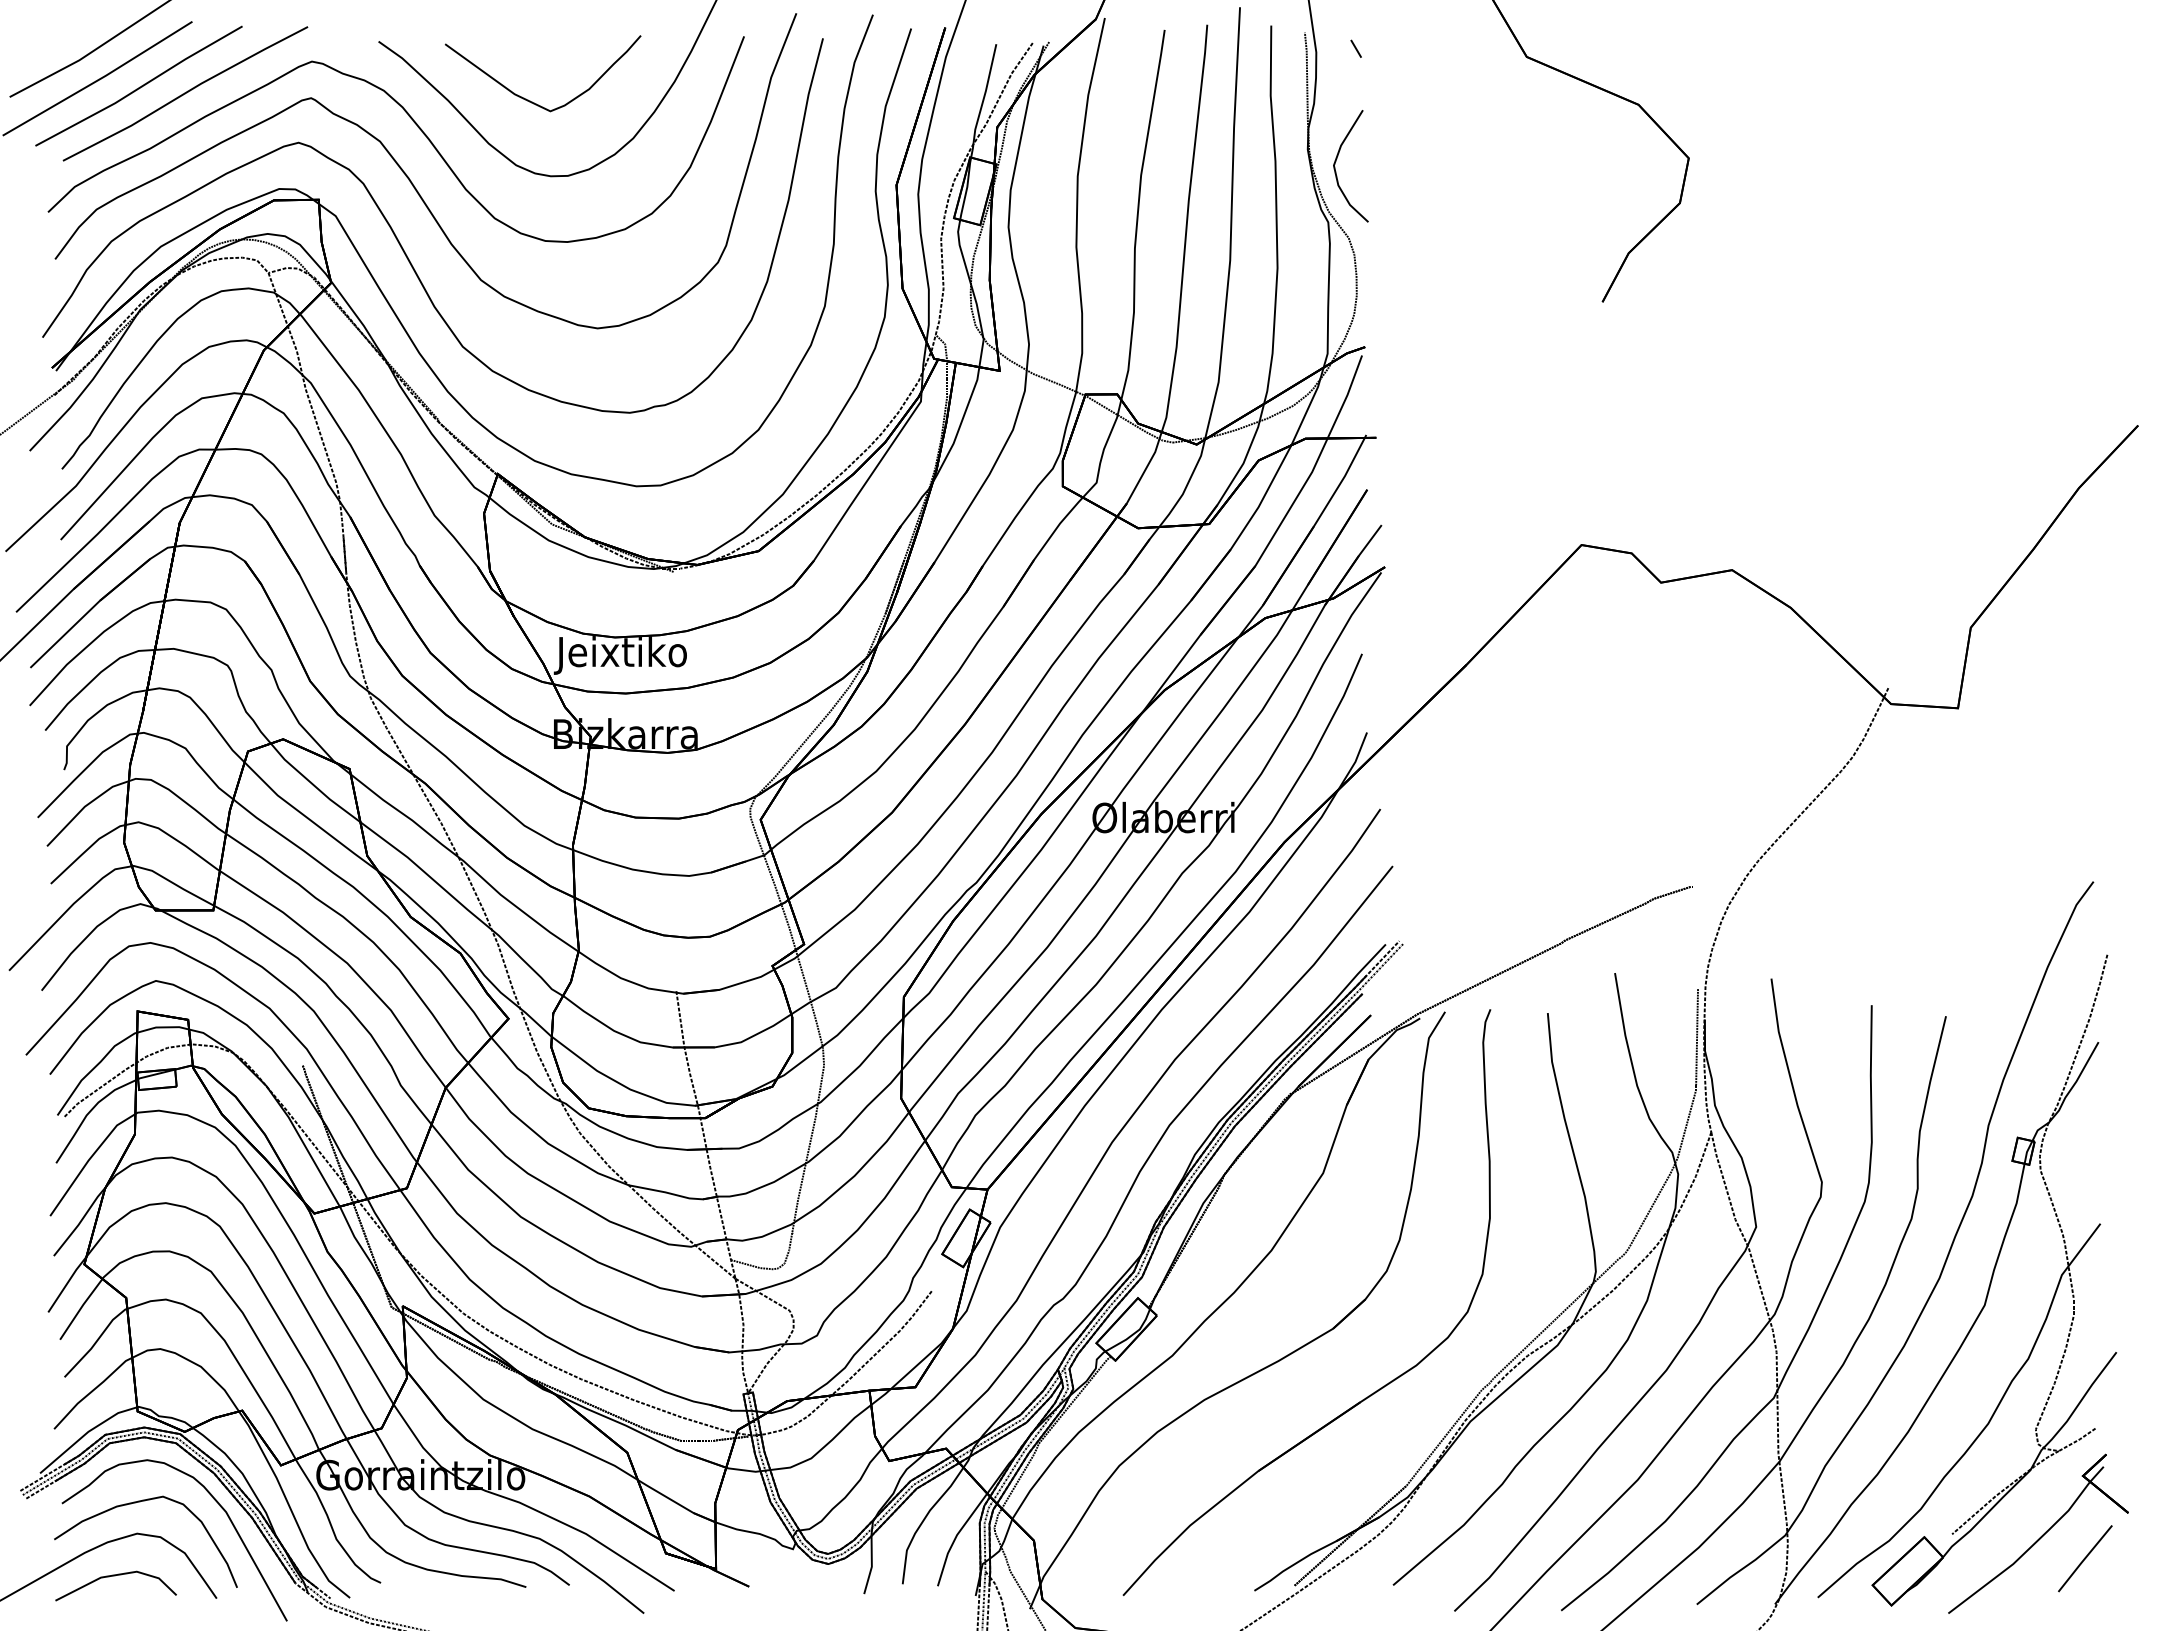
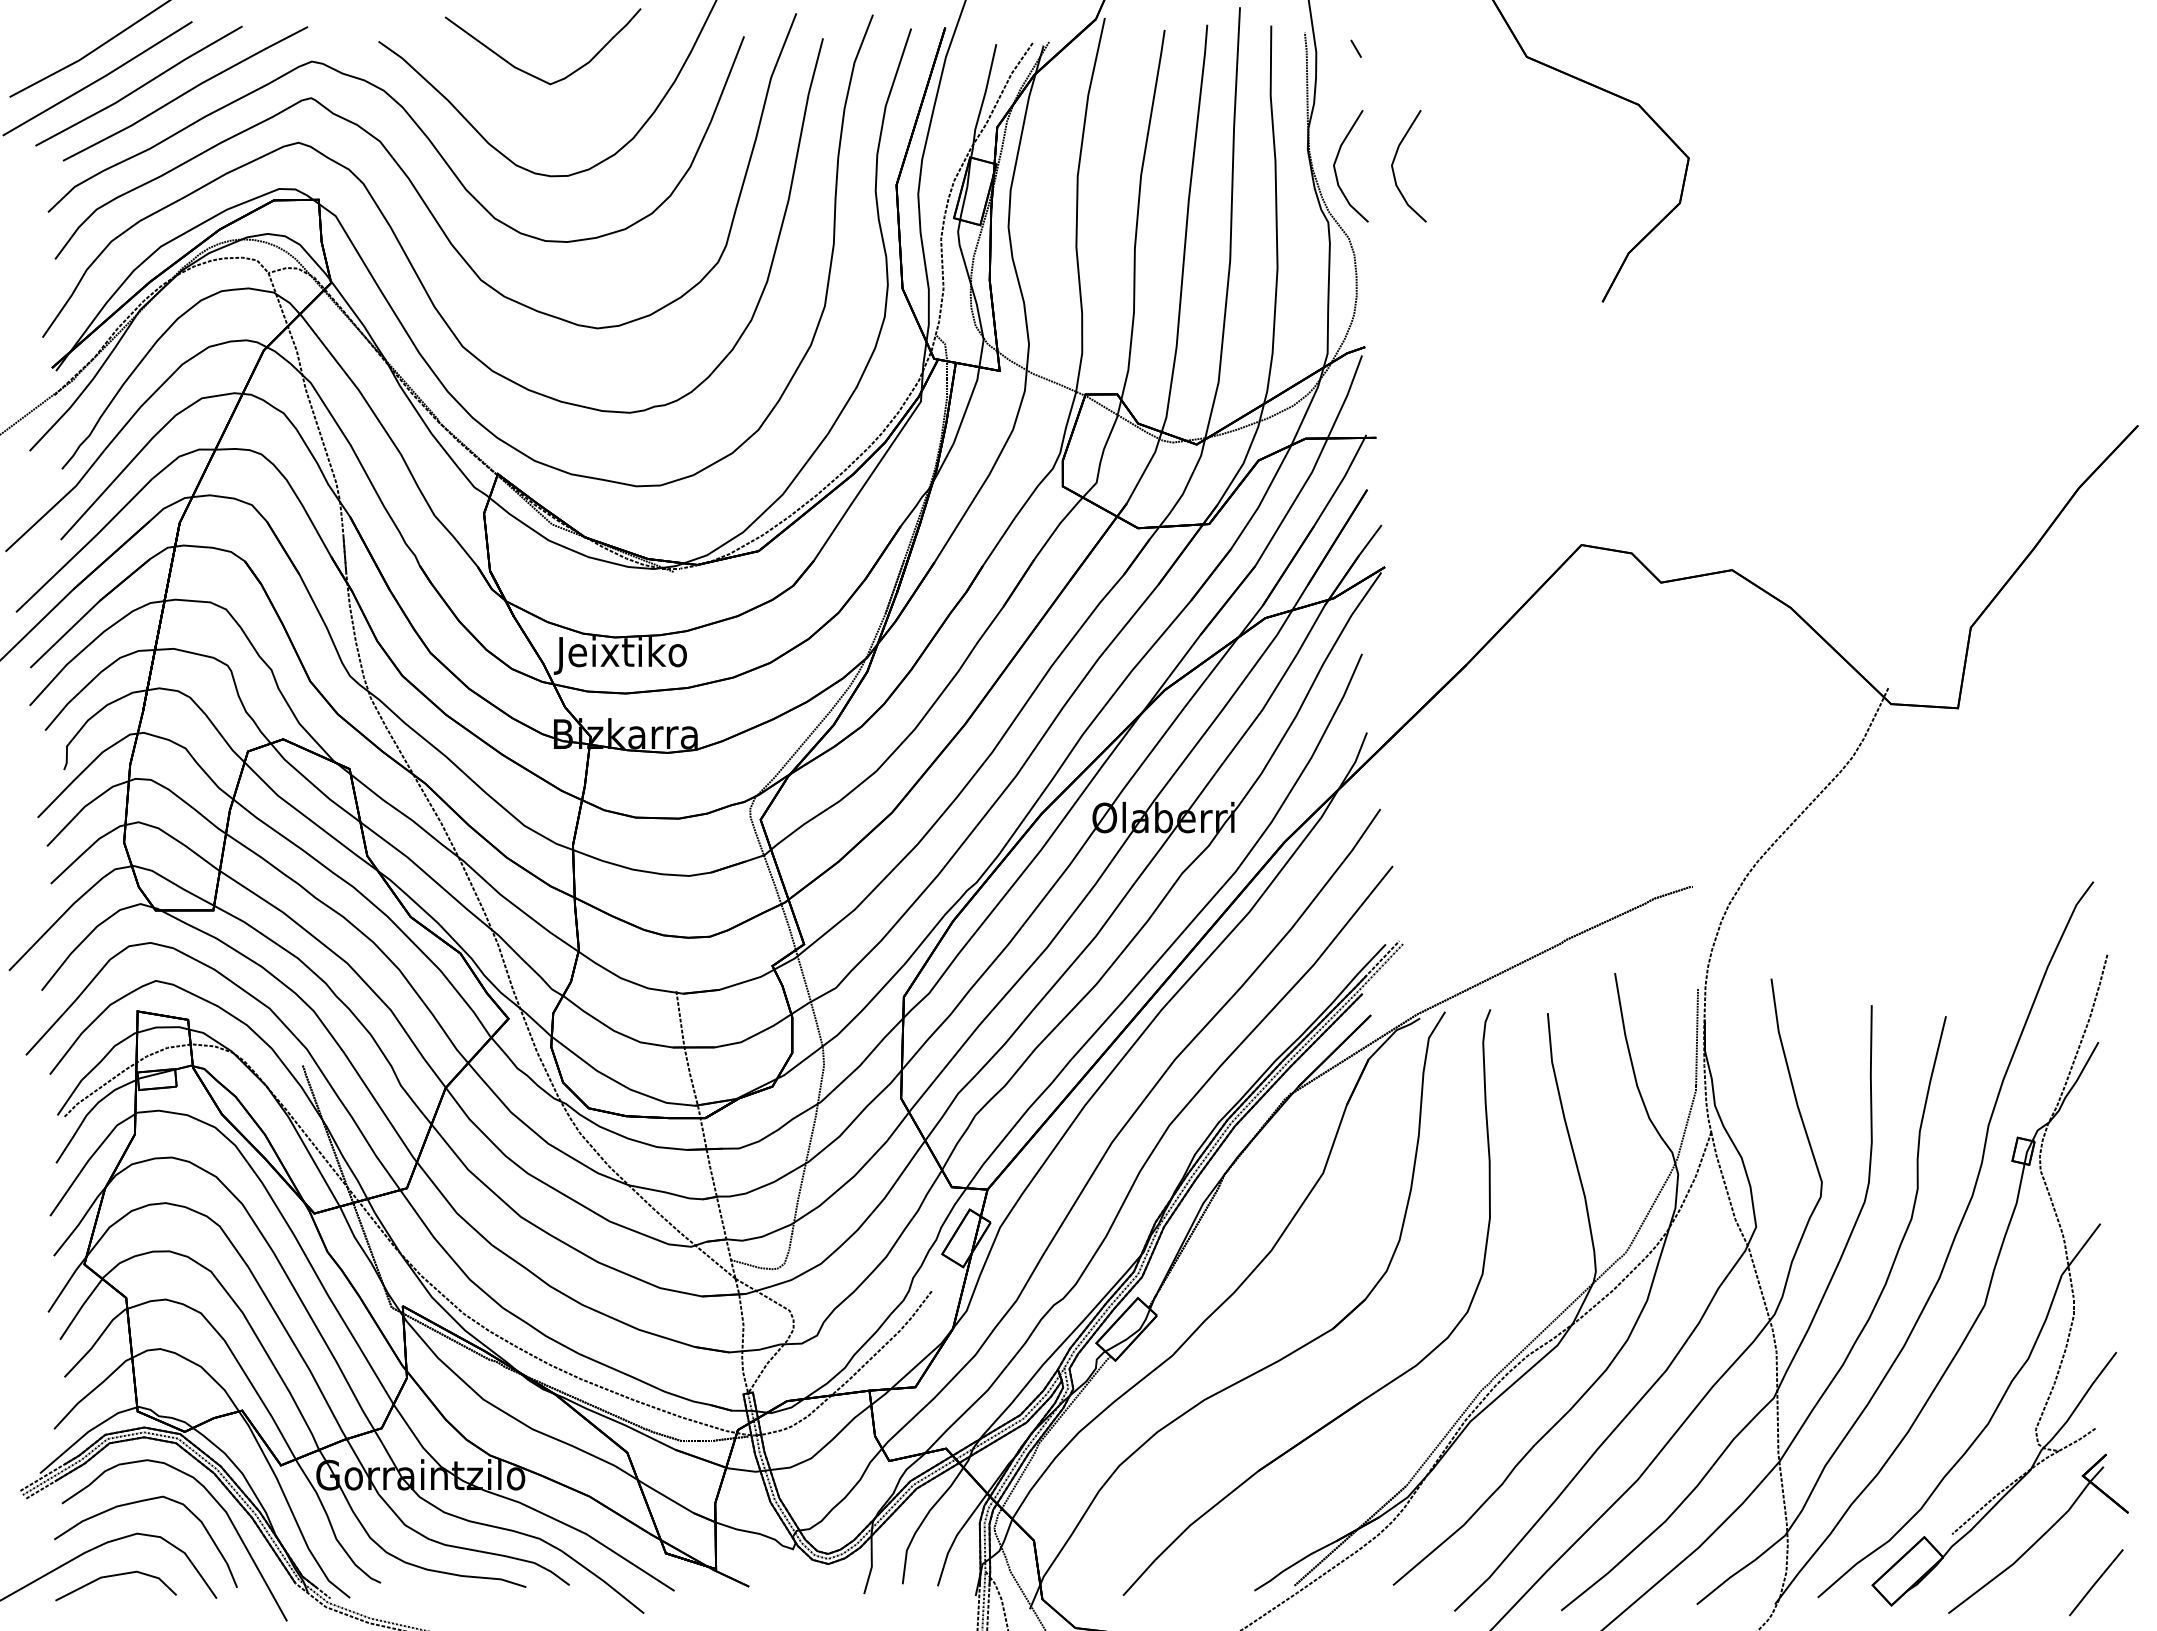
curve position: (528, 99) -> (528, 72) (528, 72)
curve: none -> present (1394, 161)
line position: (2085, 1558) -> (2096, 1582) (2096, 1582)
